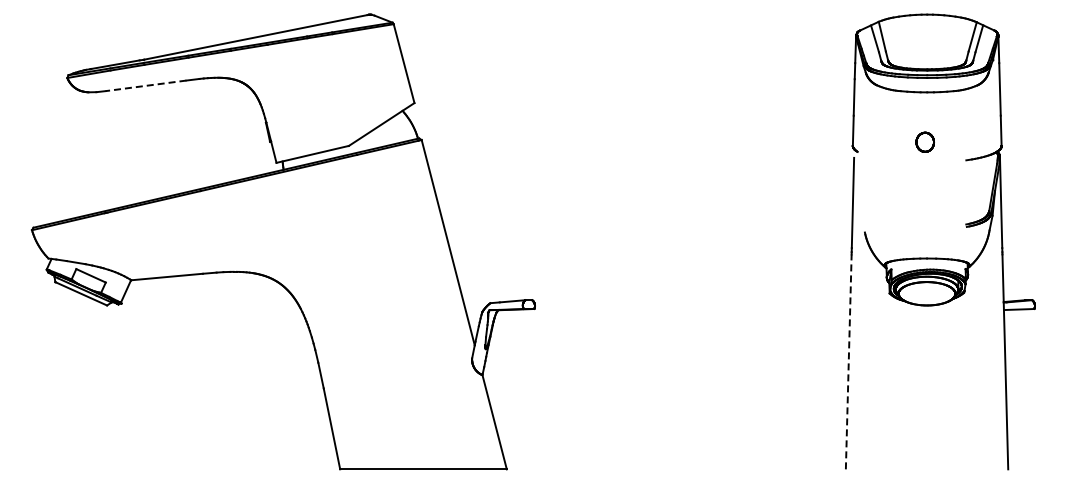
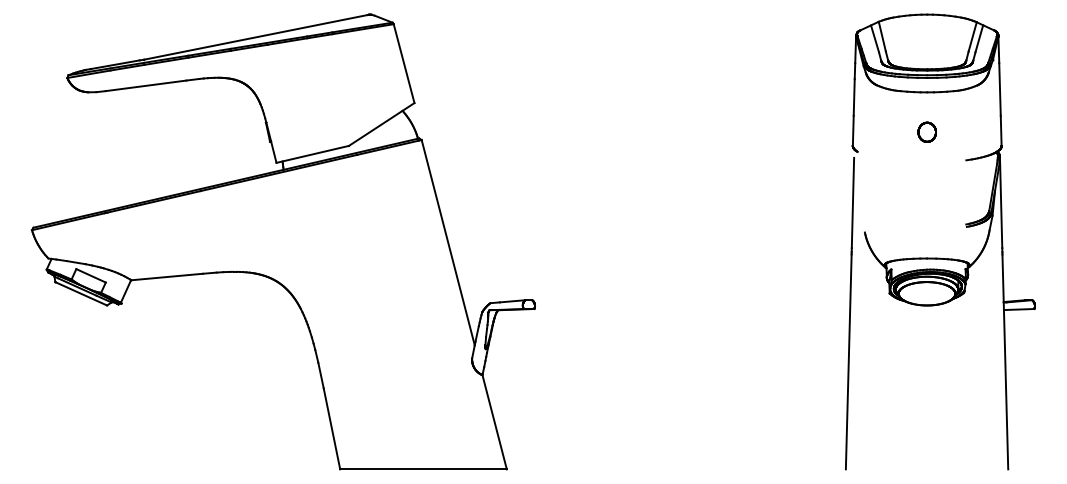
line: dashed -> solid (146, 85)
part position: (924, 141) -> (926, 131) (926, 131)
line: dashed -> solid (848, 361)
